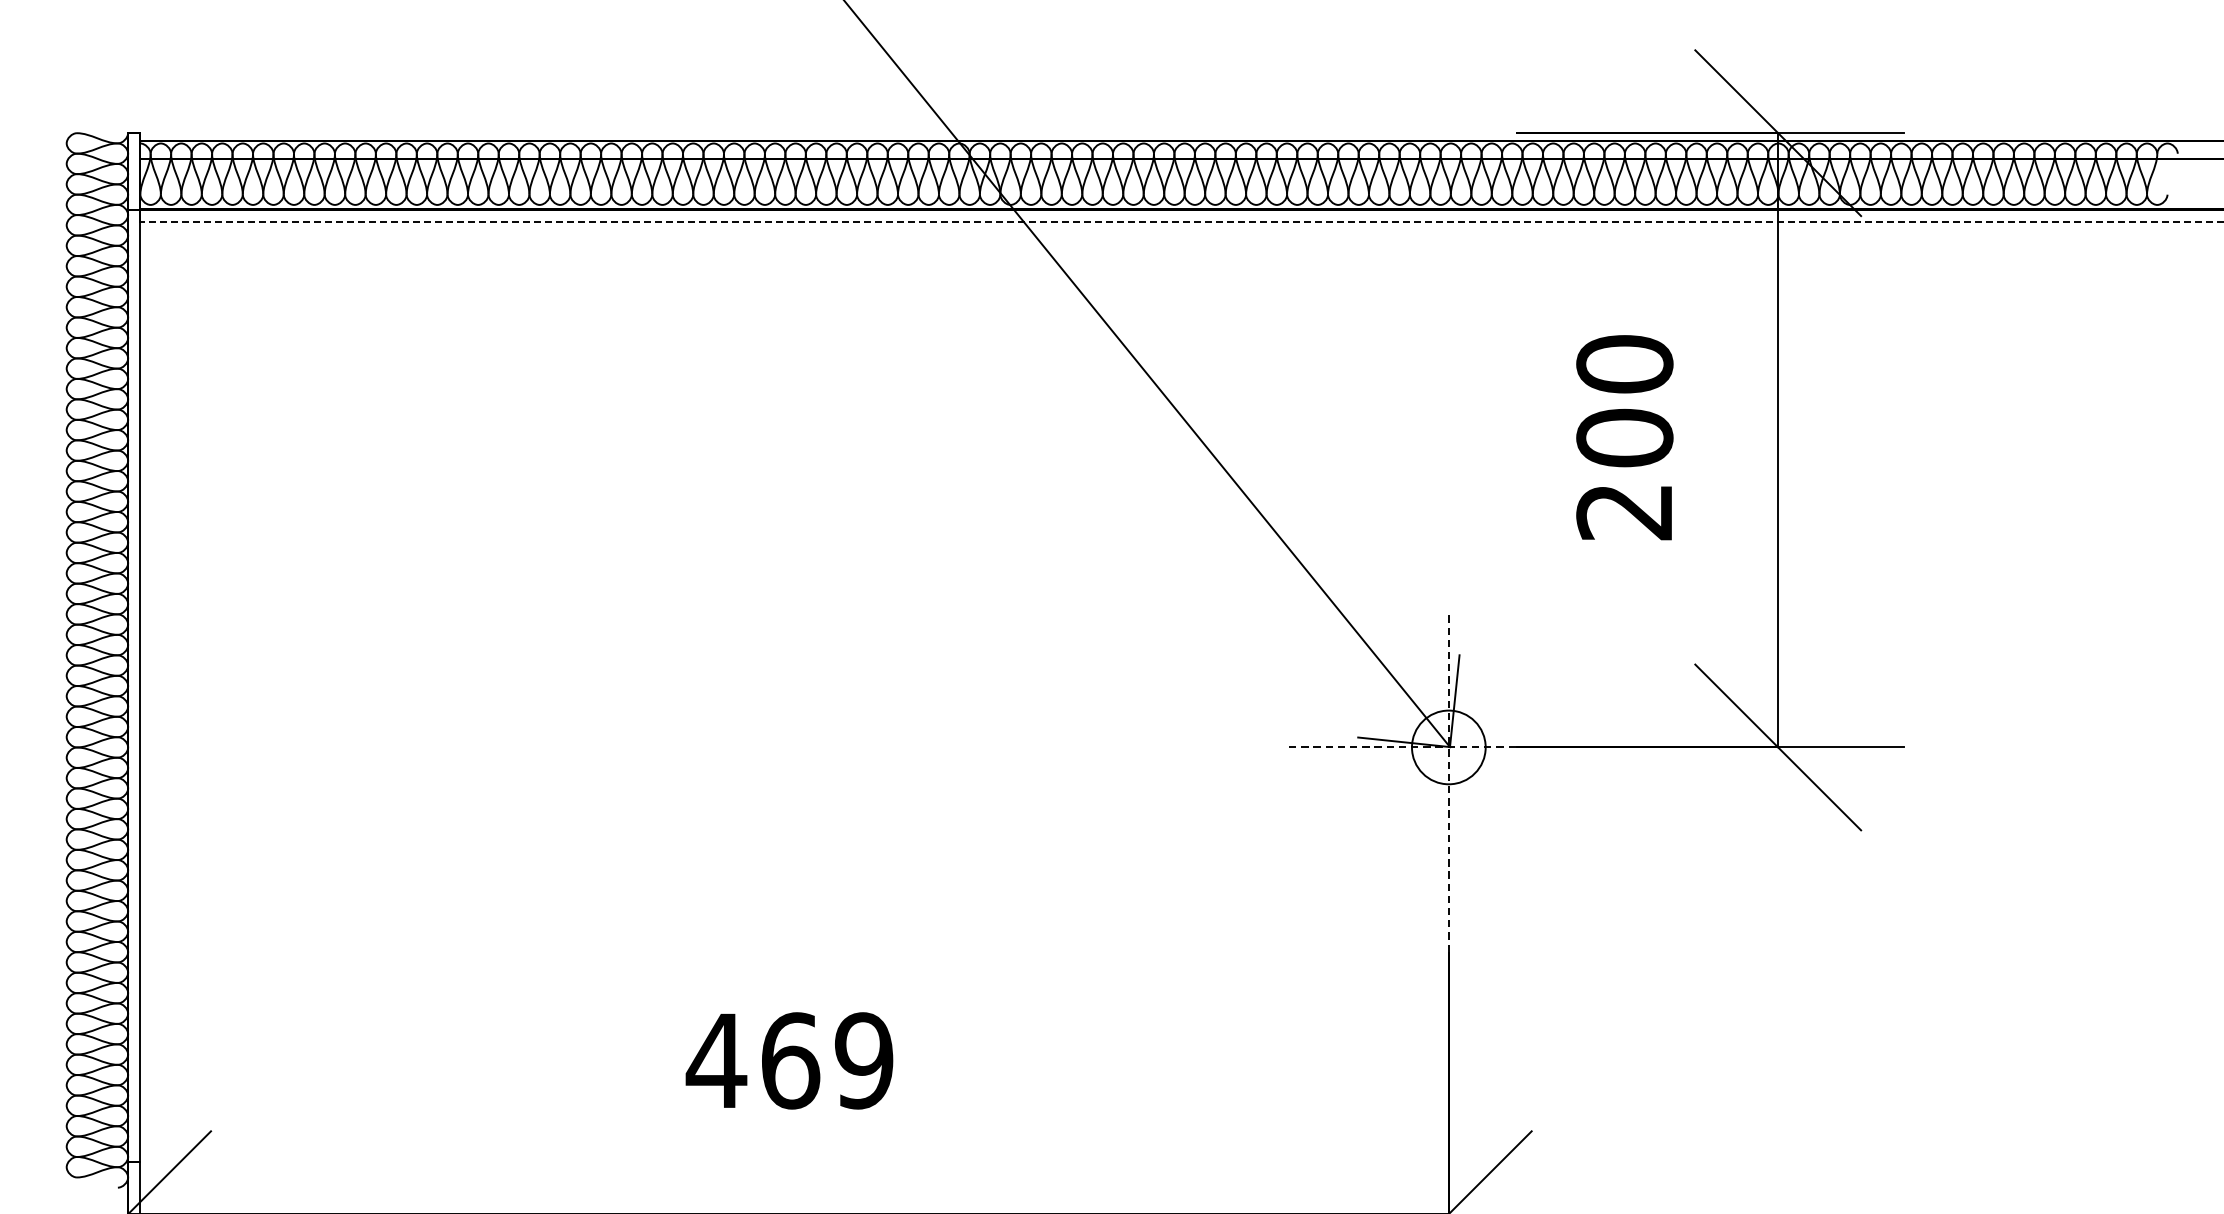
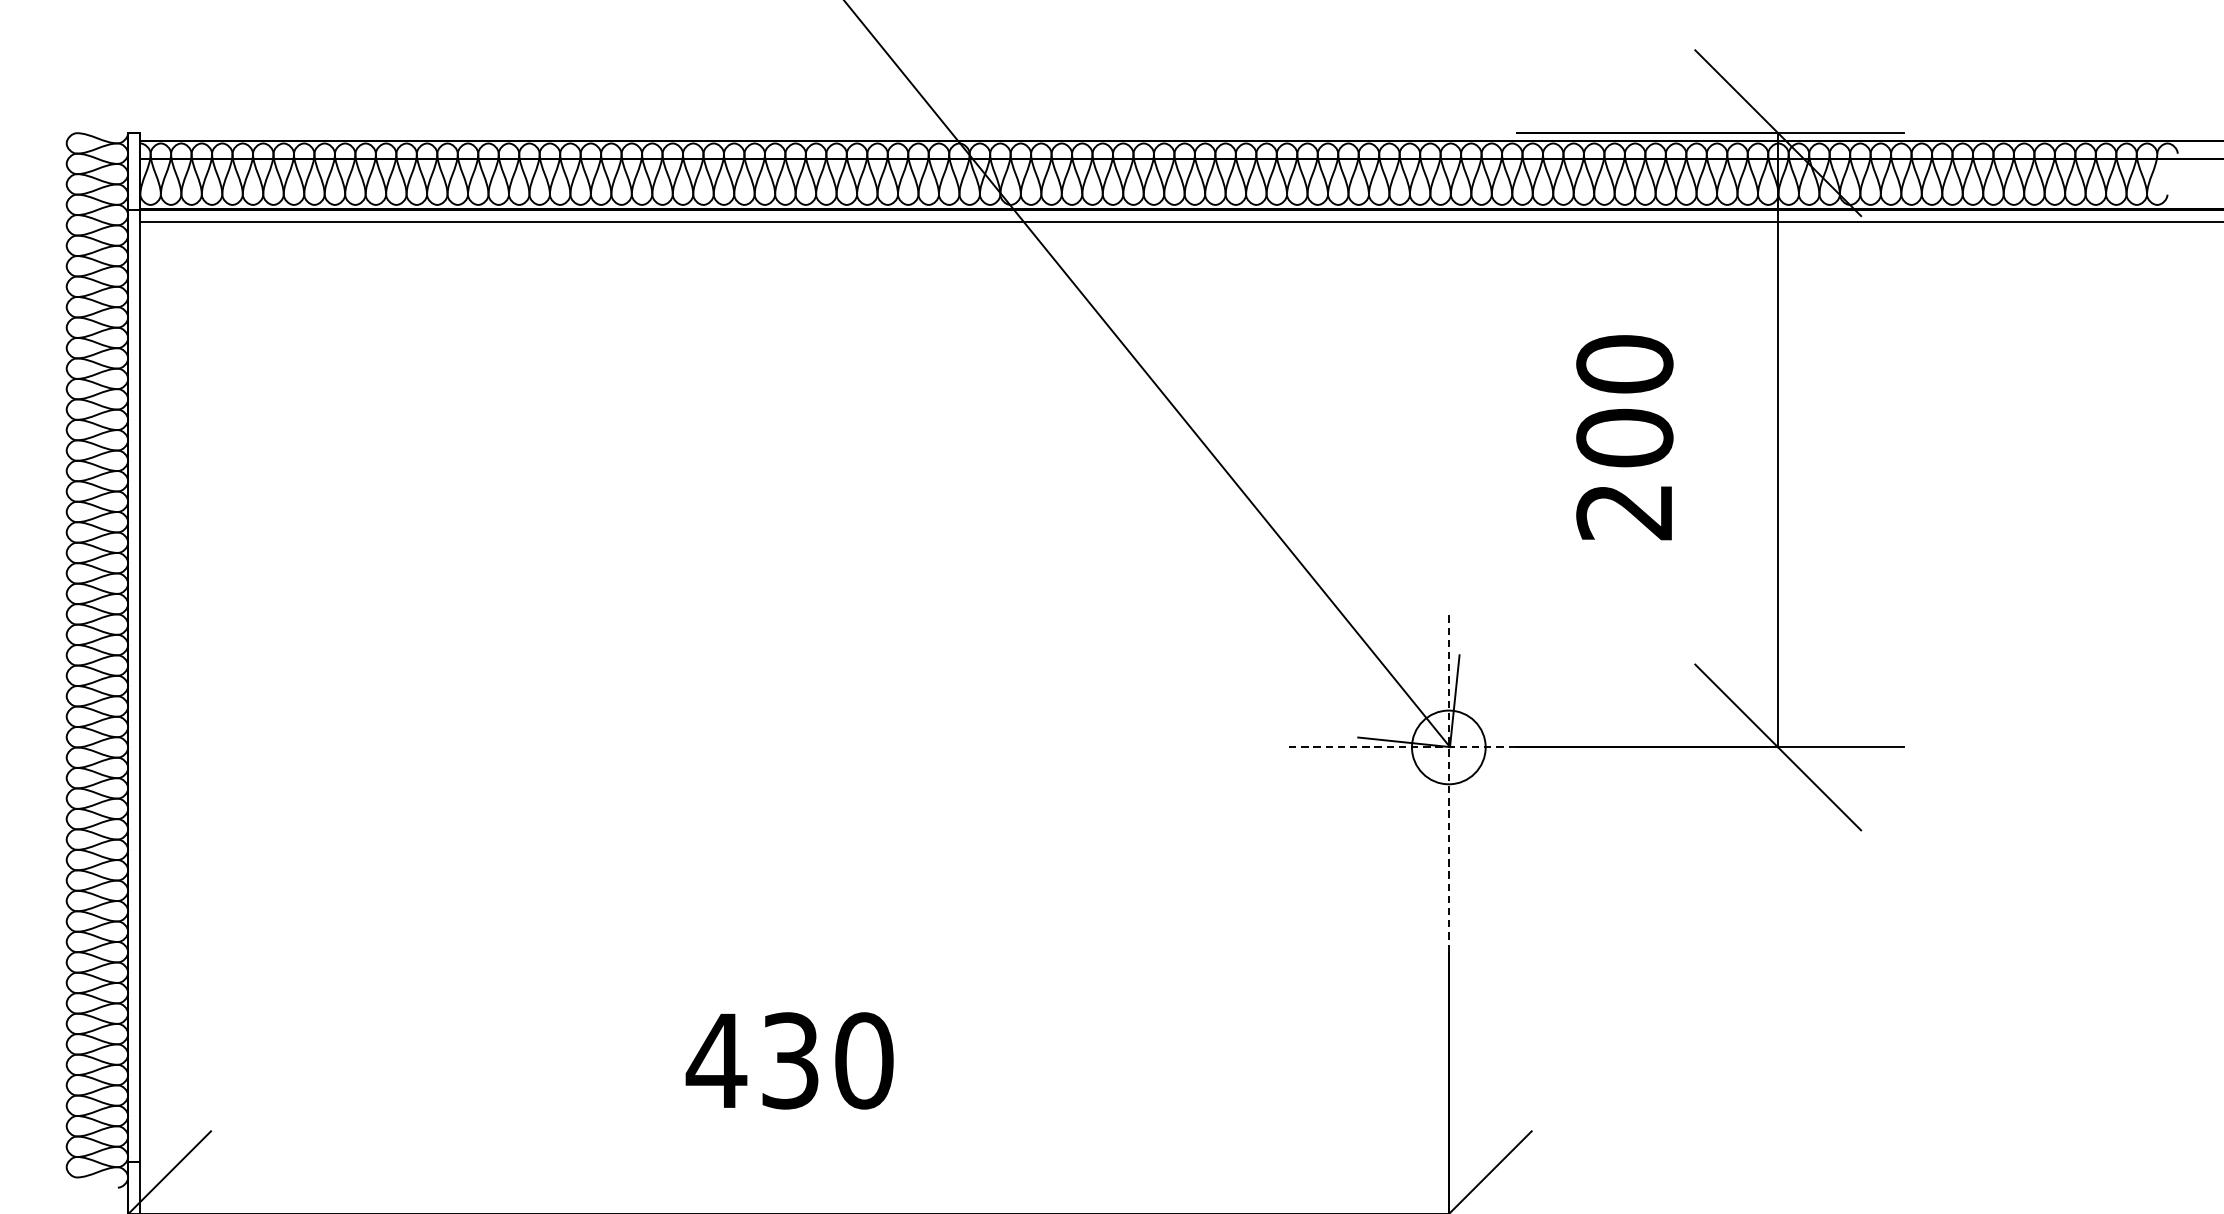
line: dashed -> solid (1181, 222)
text: 469 -> 430 (827, 1060)
